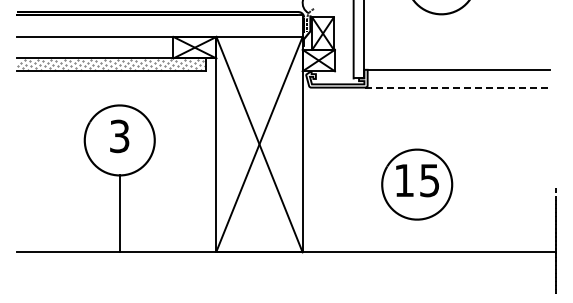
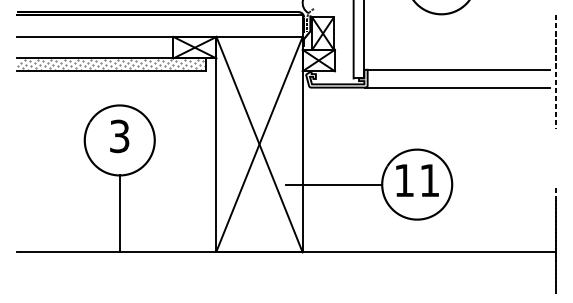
line: none -> present (555, 71)
line: dashed -> solid (458, 87)
text: 15 -> 11 (429, 180)
line: none -> present (334, 184)
